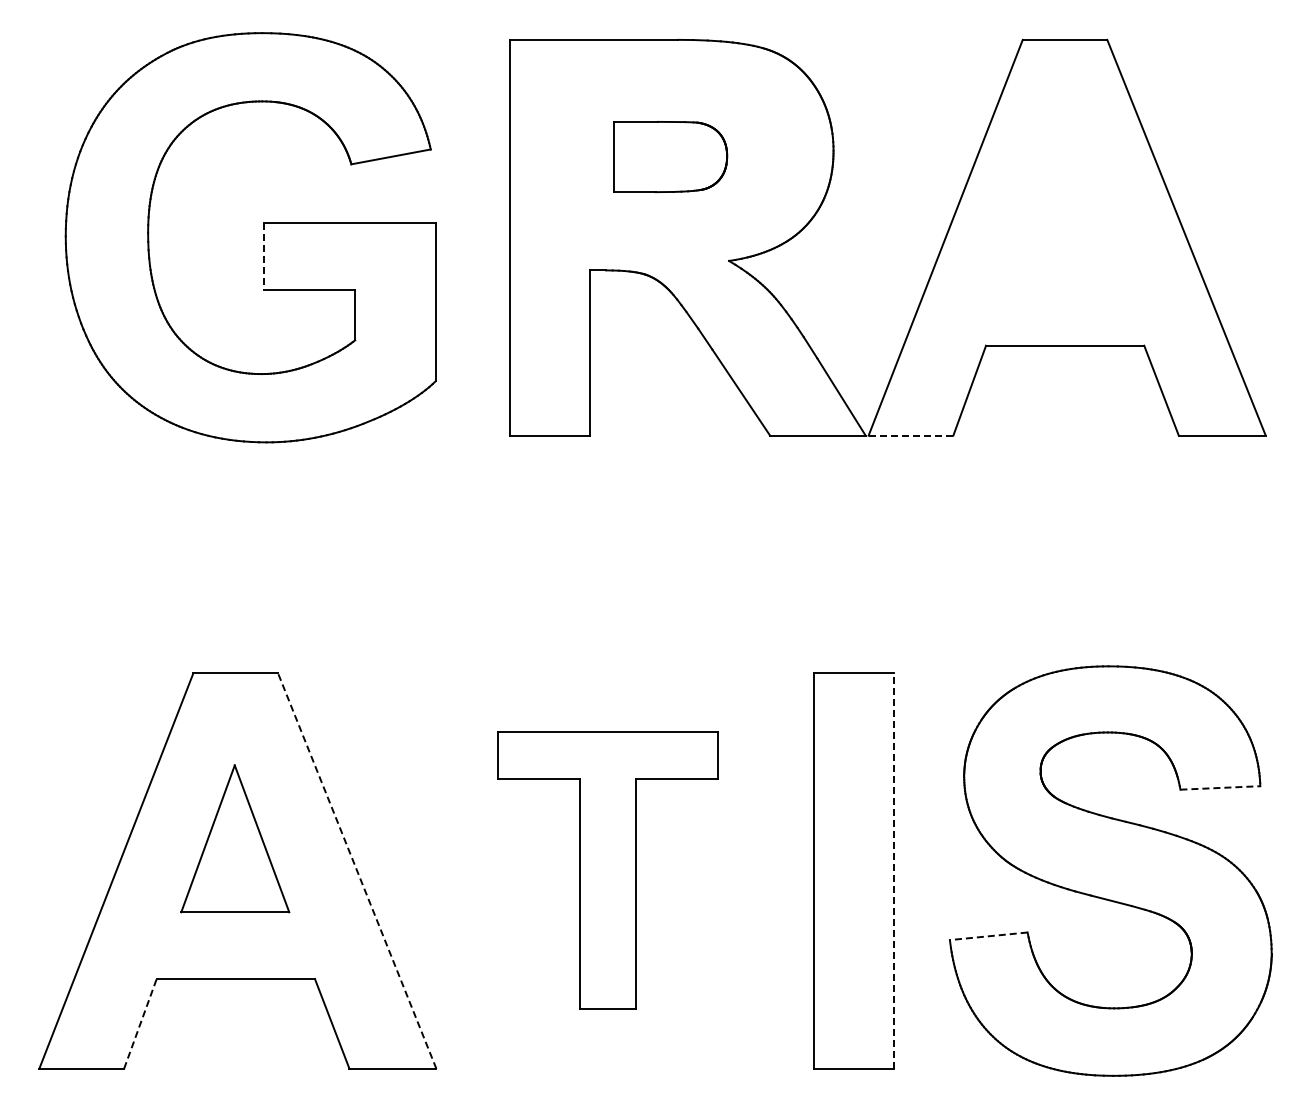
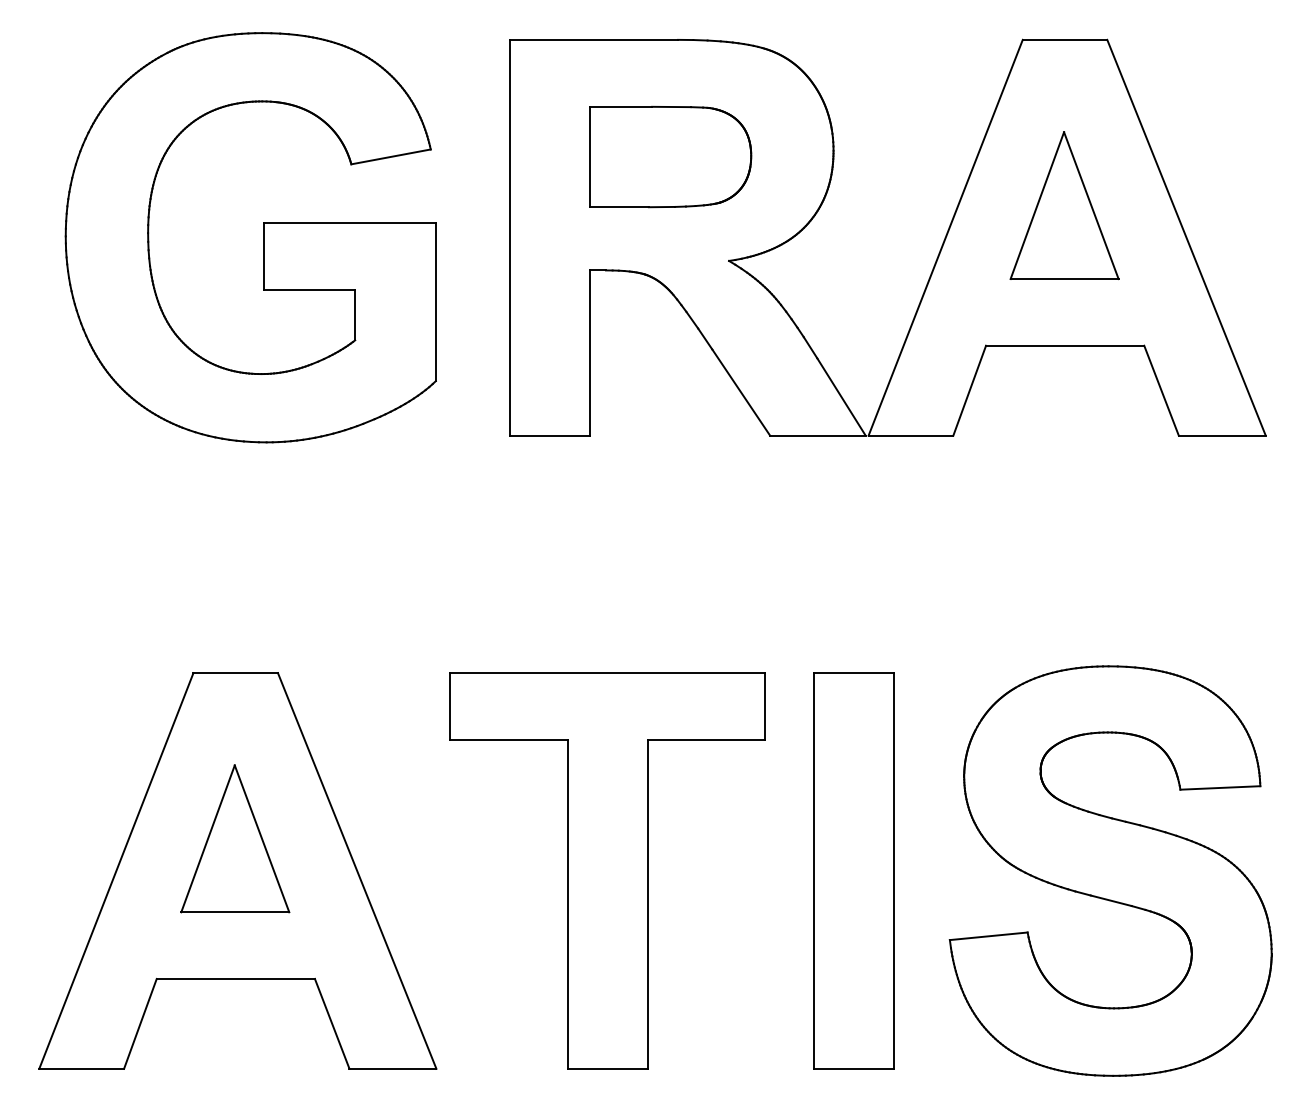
part size: 116x72 px -> 164x104 px (670, 156)
part: none -> present (1064, 205)
line: dashed -> solid (263, 257)
line: dashed -> solid (911, 435)
line: dashed -> solid (1220, 787)
line: dashed -> solid (357, 870)
part size: 222x279 px -> 317x398 px (607, 870)
line: dashed -> solid (894, 870)
line: dashed -> solid (988, 936)
line: dashed -> solid (140, 1023)
